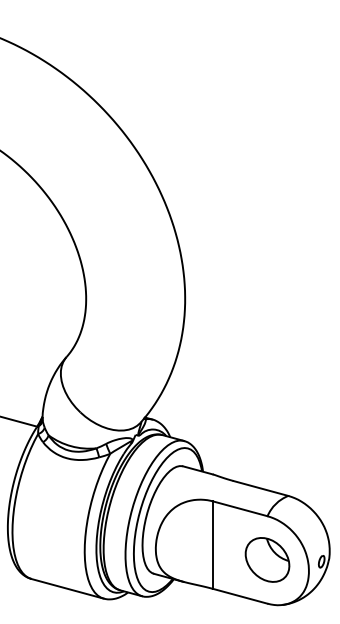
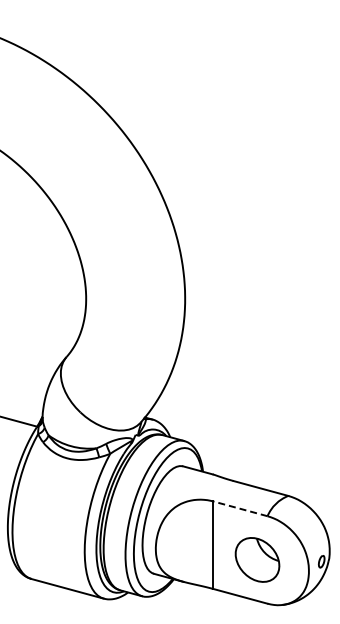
line: solid -> dashed (239, 508)
part position: (267, 559) -> (257, 559) (257, 559)
